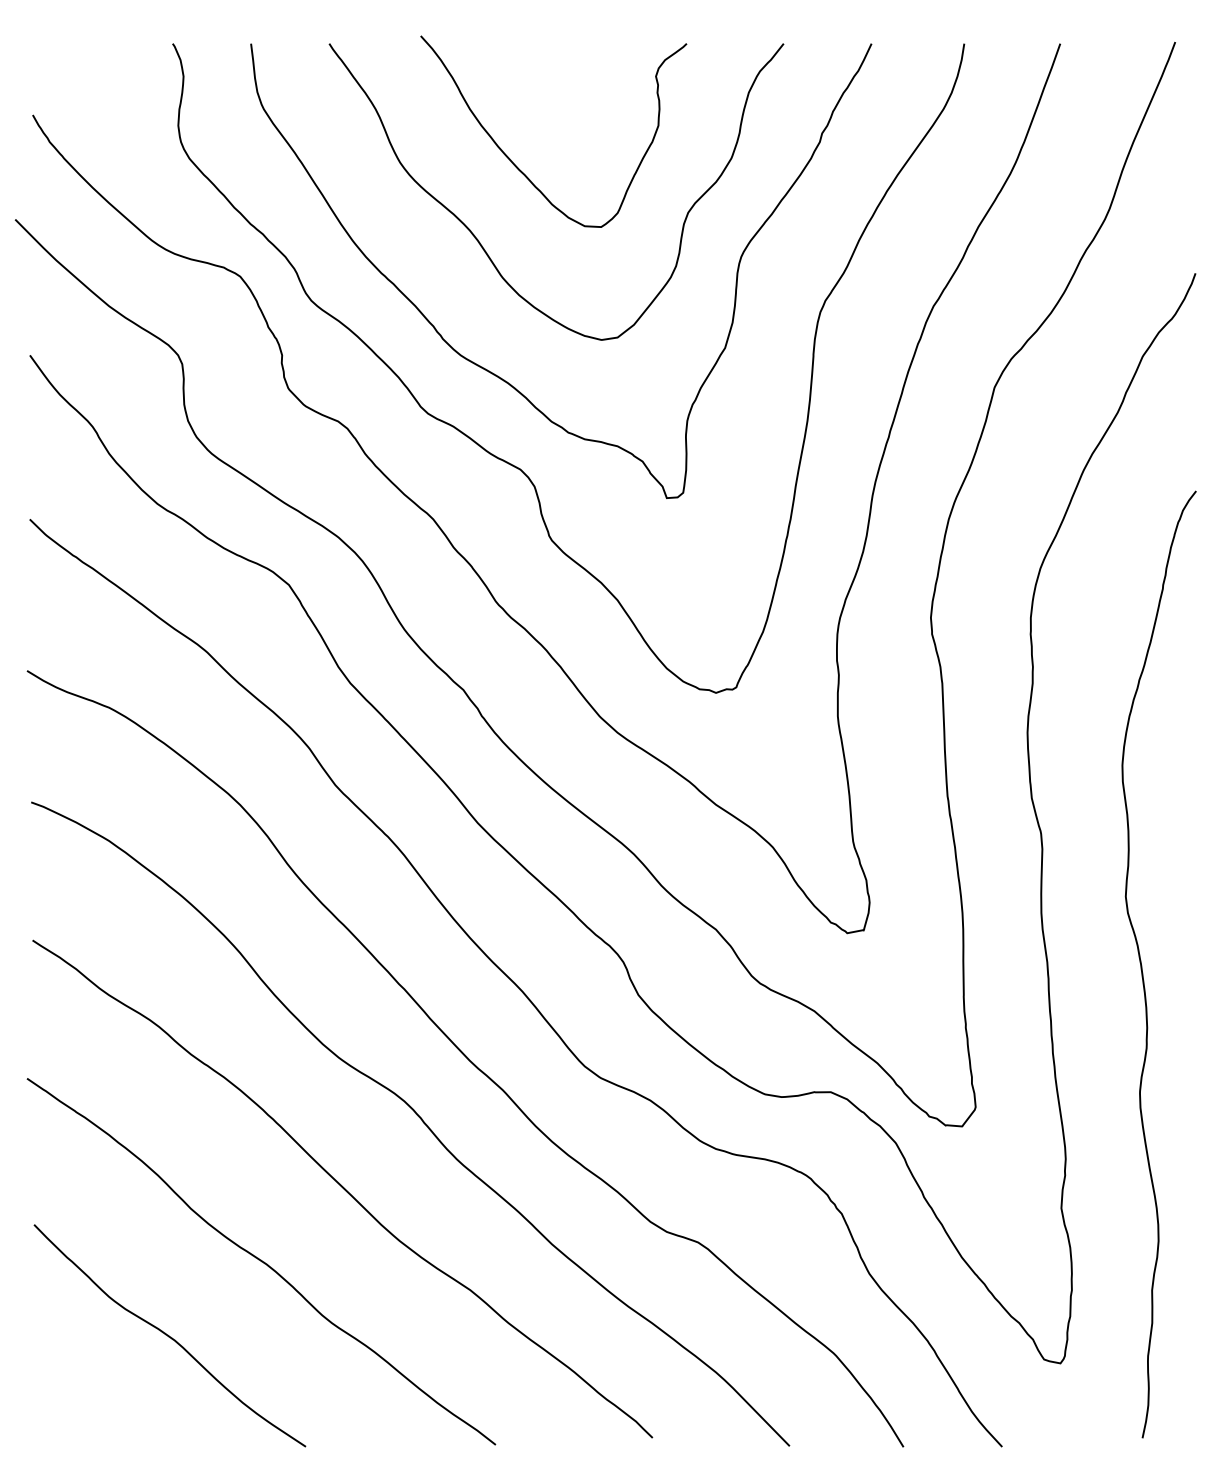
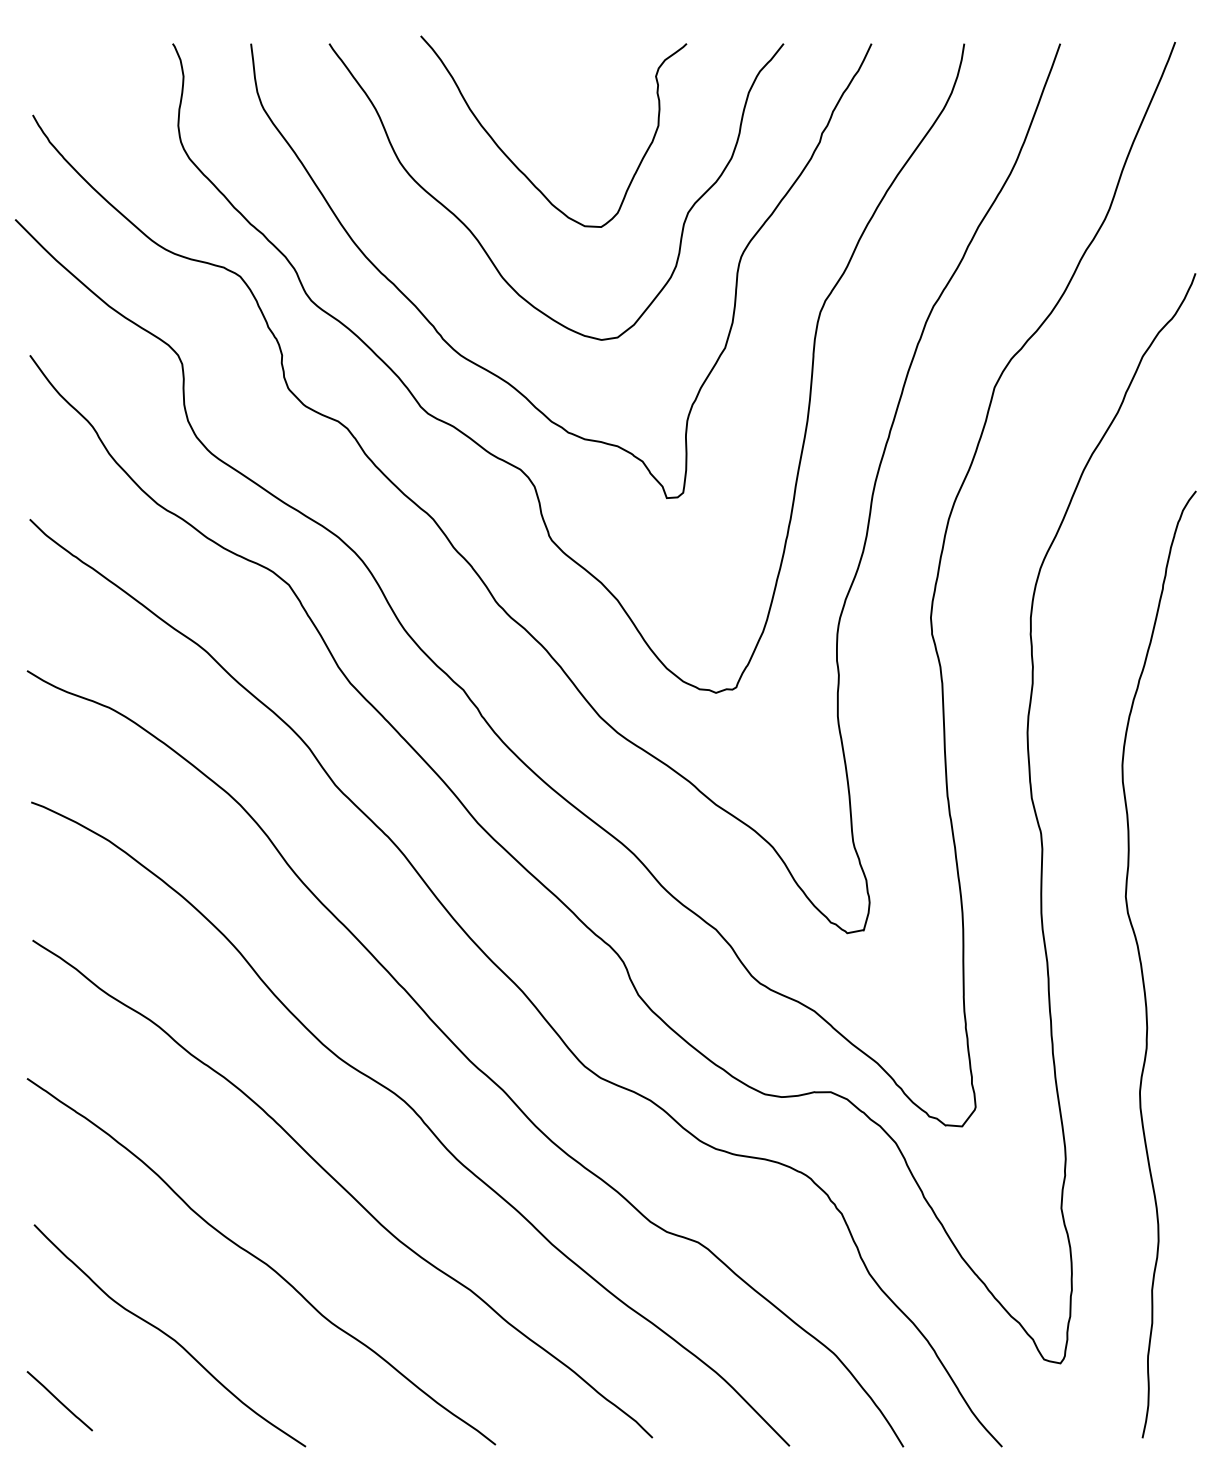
line: none -> present (59, 1401)
